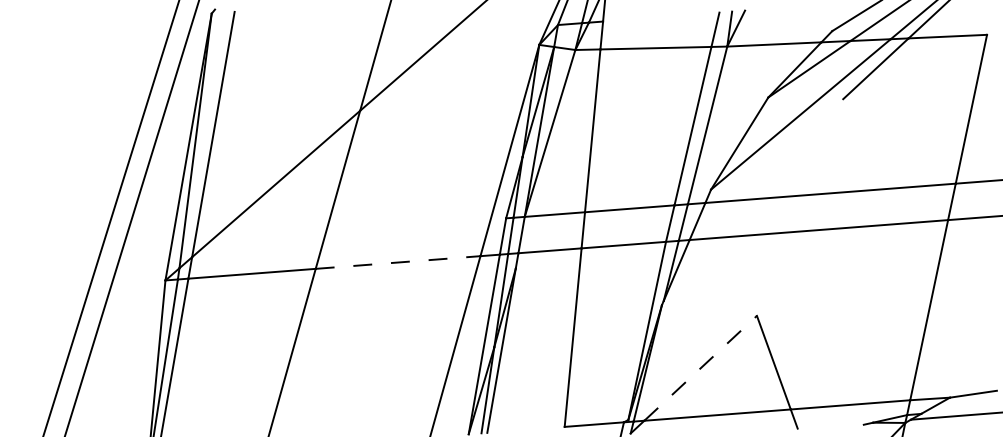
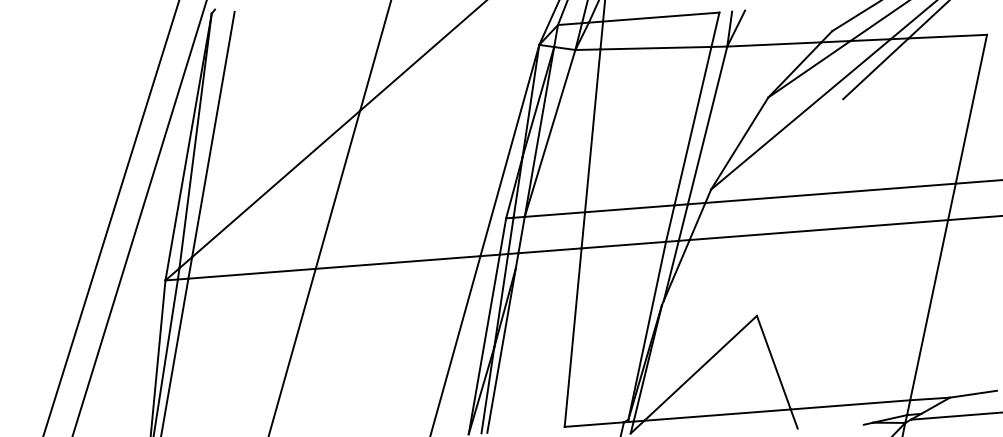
line: none -> present (661, 16)
line position: (131, 217) -> (139, 217) (139, 217)
line: dashed -> solid (398, 262)
line: dashed -> solid (700, 368)
